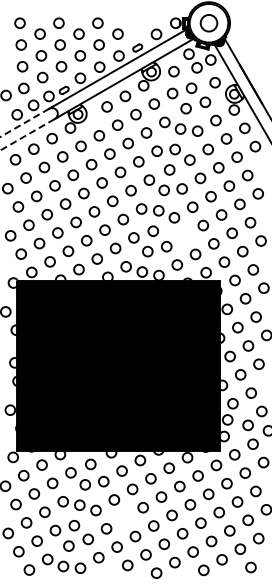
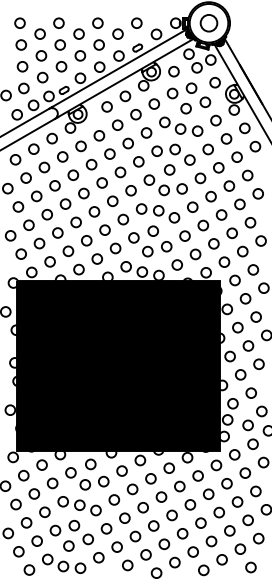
circle: none -> present (136, 22)
line: dashed -> solid (24, 122)
line: dashed -> solid (28, 134)
circle: none -> present (184, 235)
circle: none -> present (124, 517)
